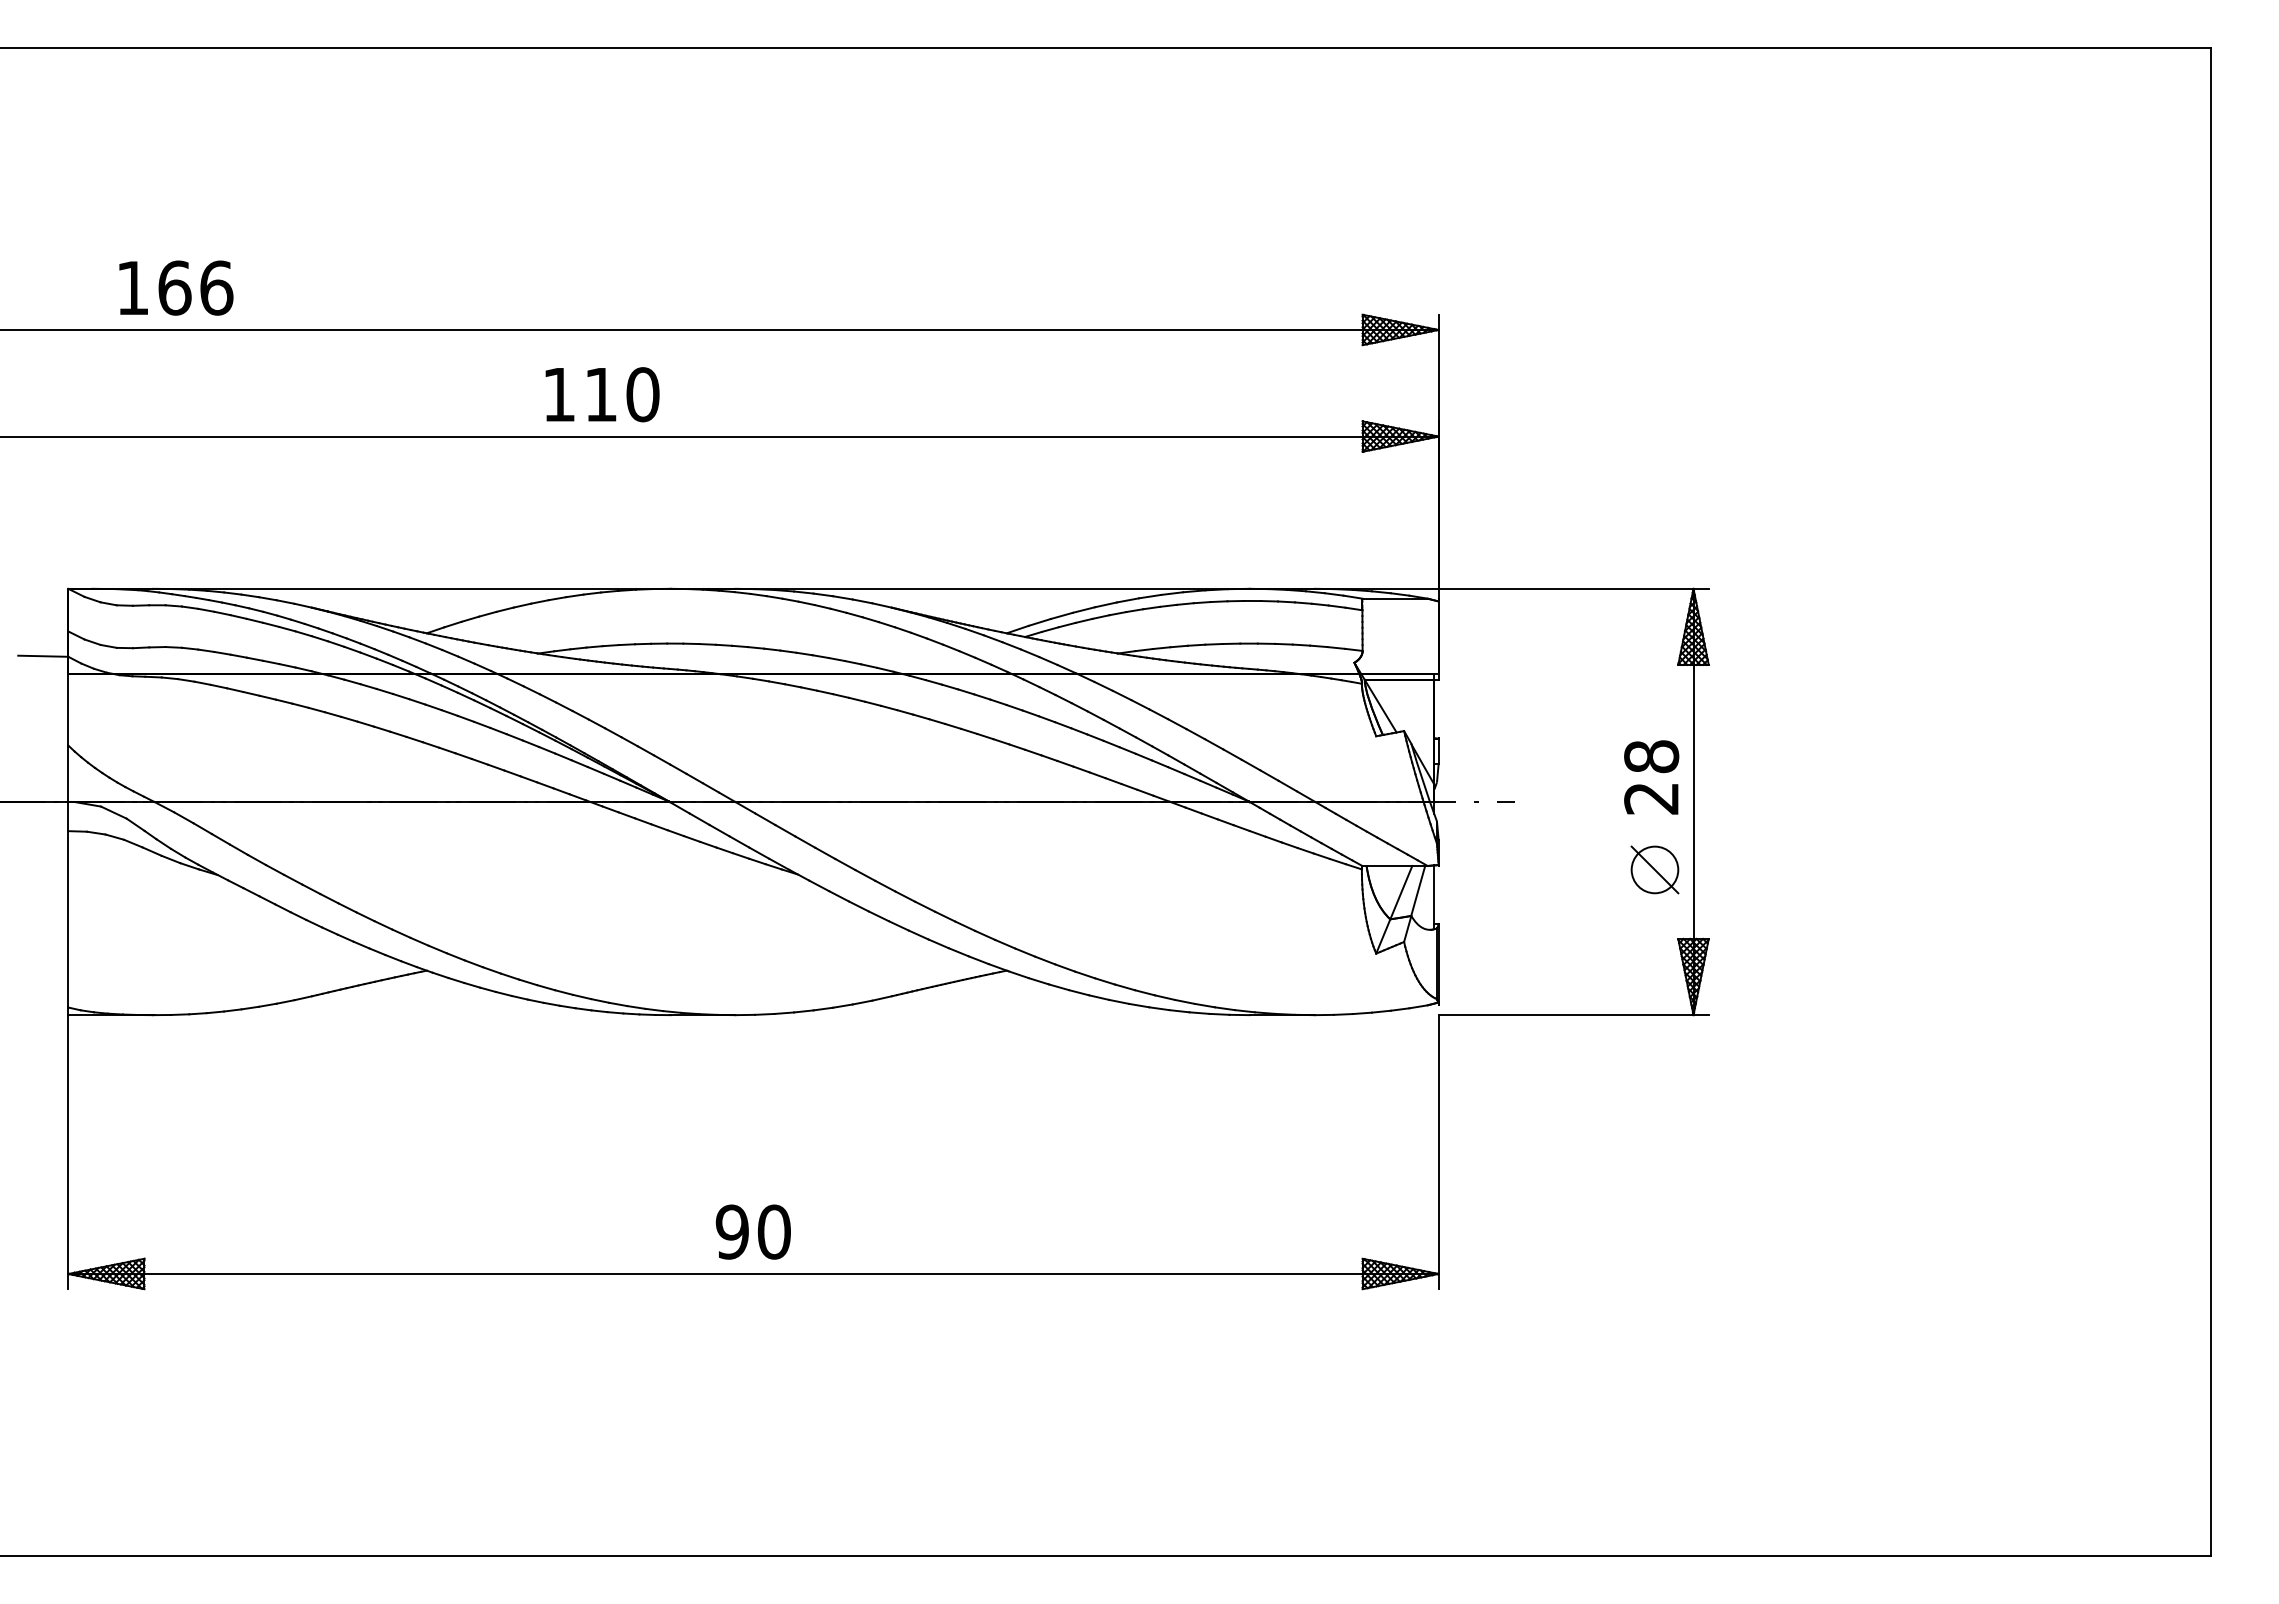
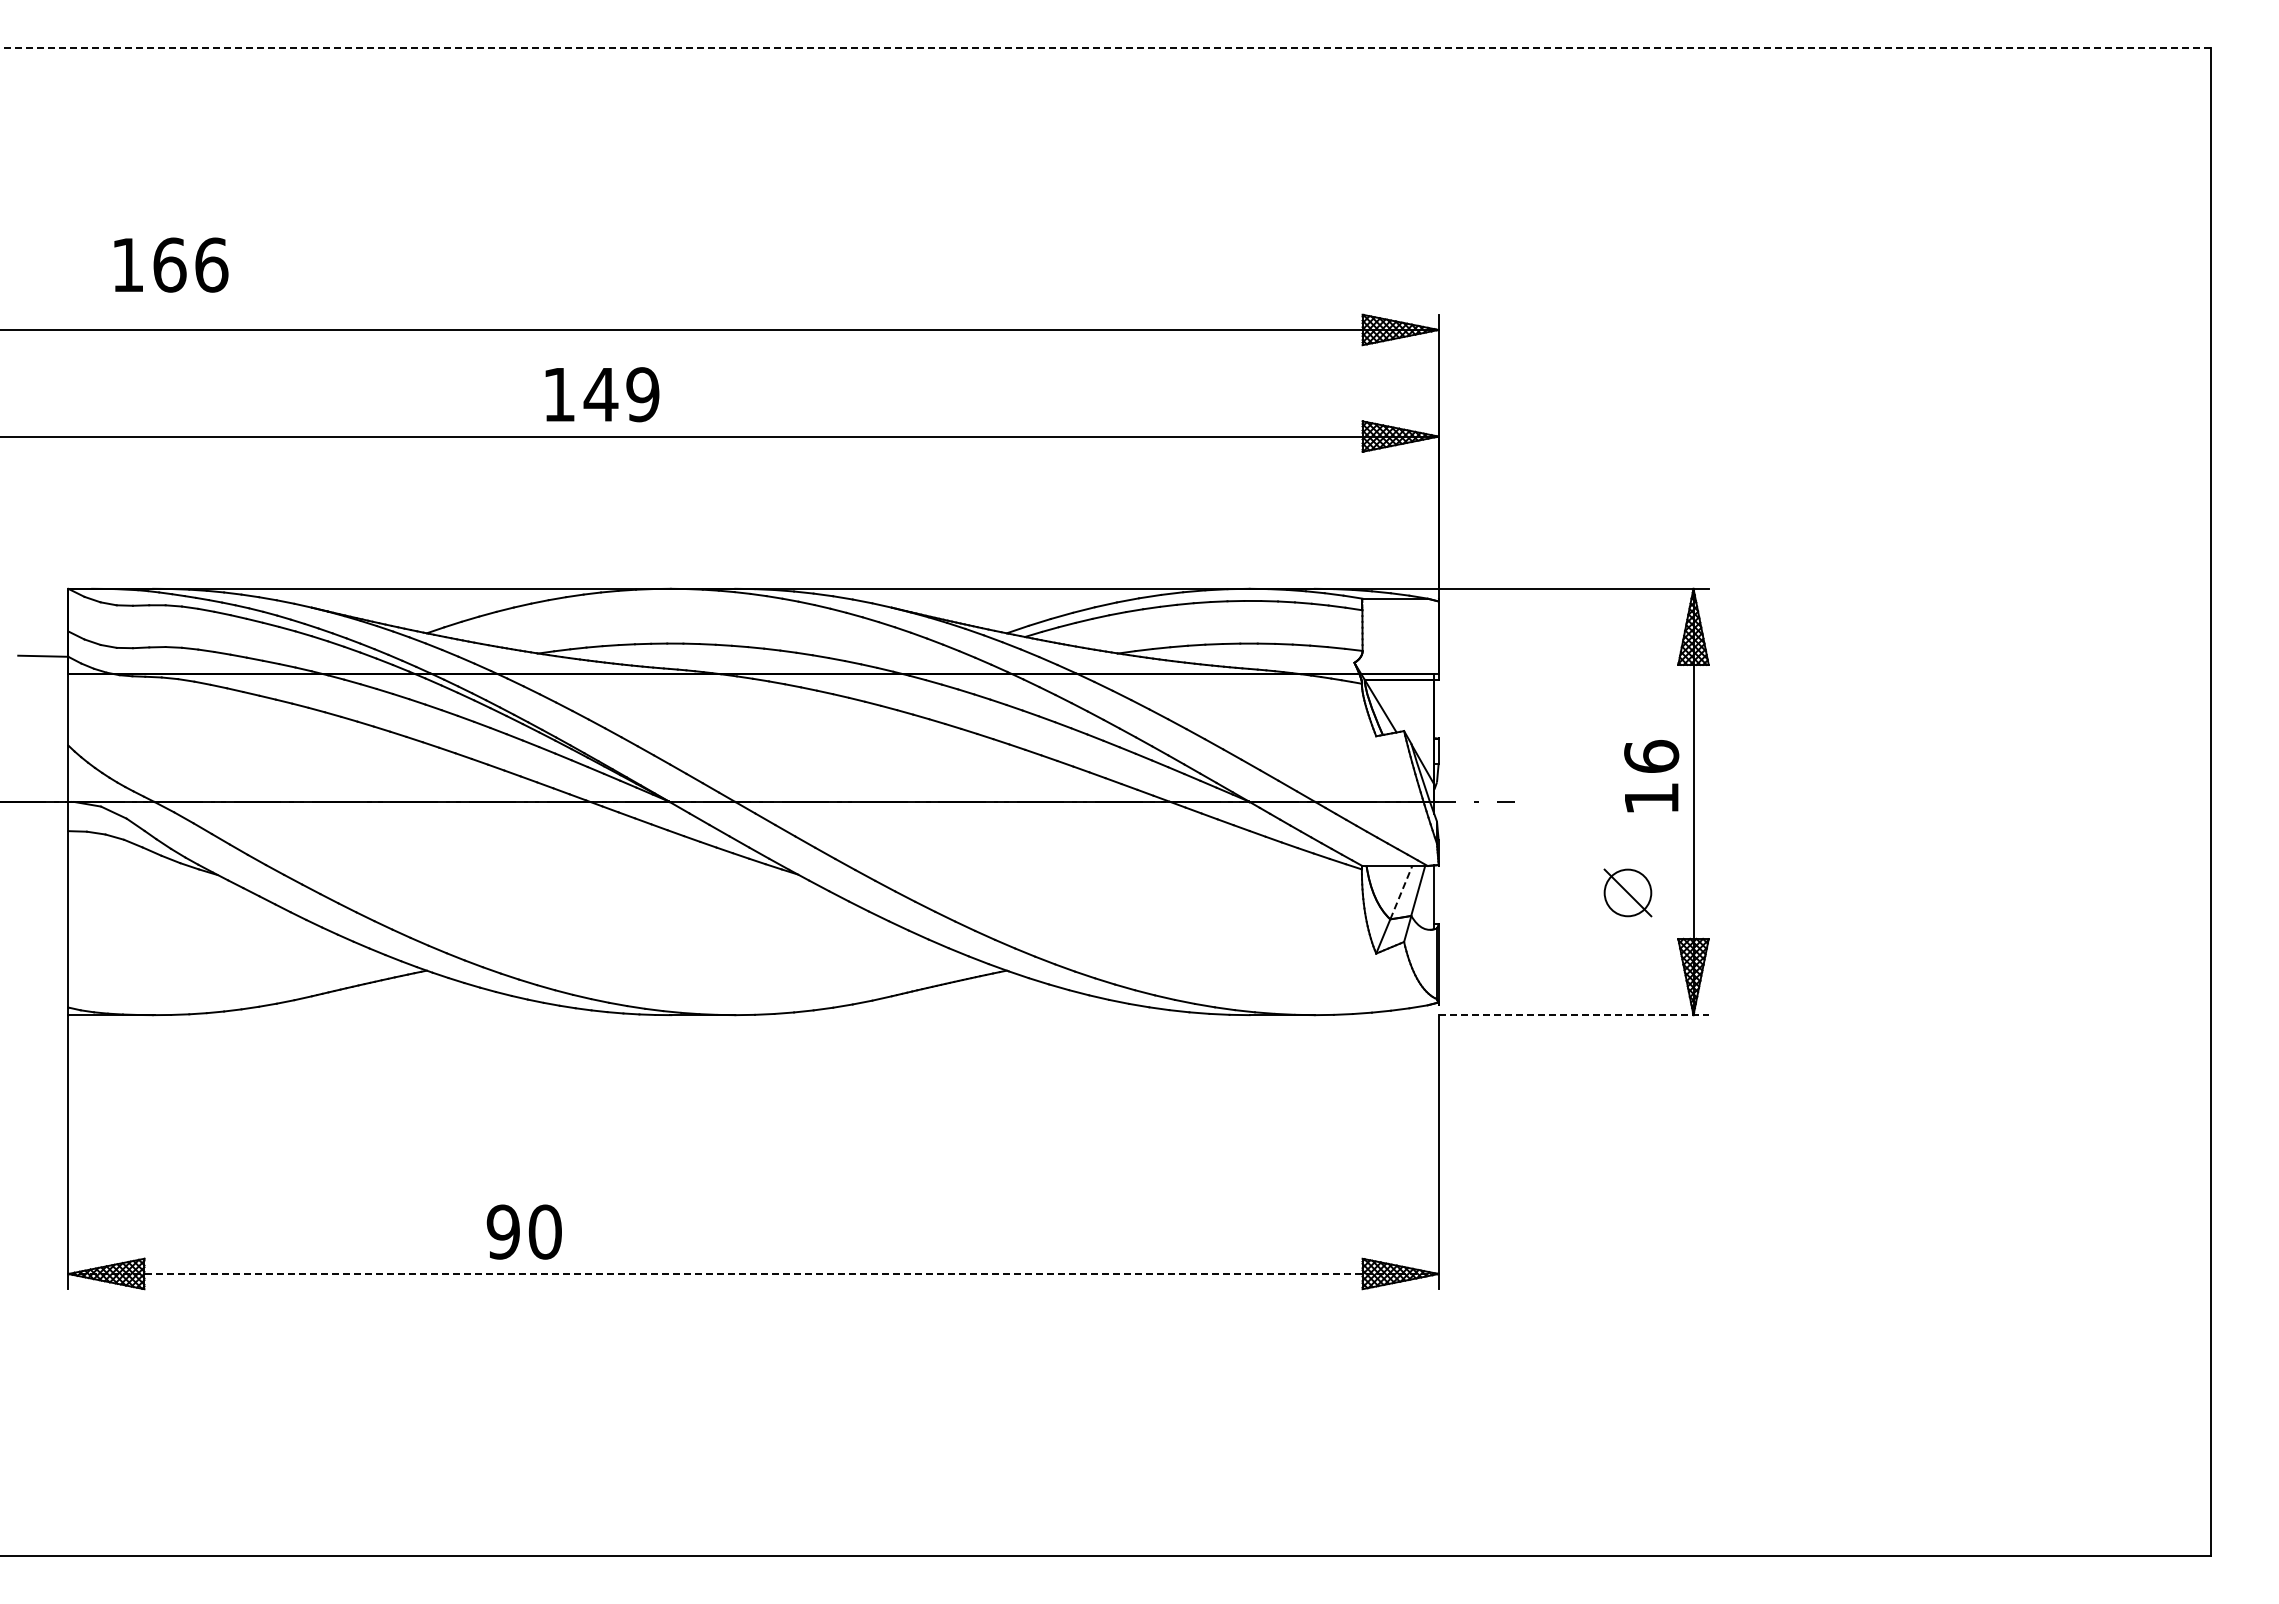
line: solid -> dashed (1104, 48)
text position: (176, 287) -> (171, 264) (171, 264)
text: 110 -> 149 (621, 394)
text: 28 -> 16 (1651, 777)
part position: (1654, 869) -> (1627, 892) (1627, 892)
line: solid -> dashed (1401, 892)
line: solid -> dashed (1574, 1015)
text position: (752, 1231) -> (523, 1231) (523, 1231)
line: solid -> dashed (754, 1273)
